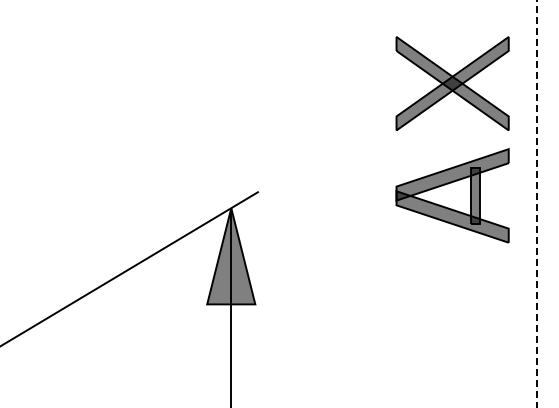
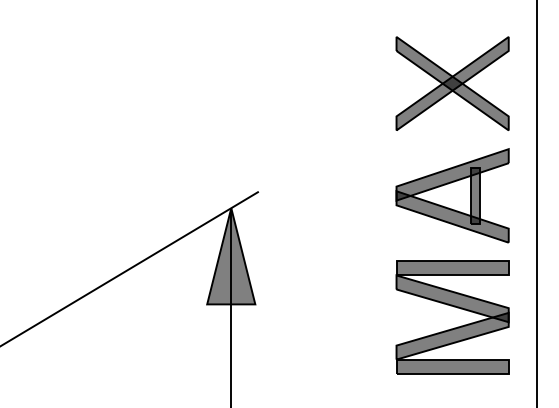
line: dashed -> solid (536, 203)
part: none -> present (454, 307)
